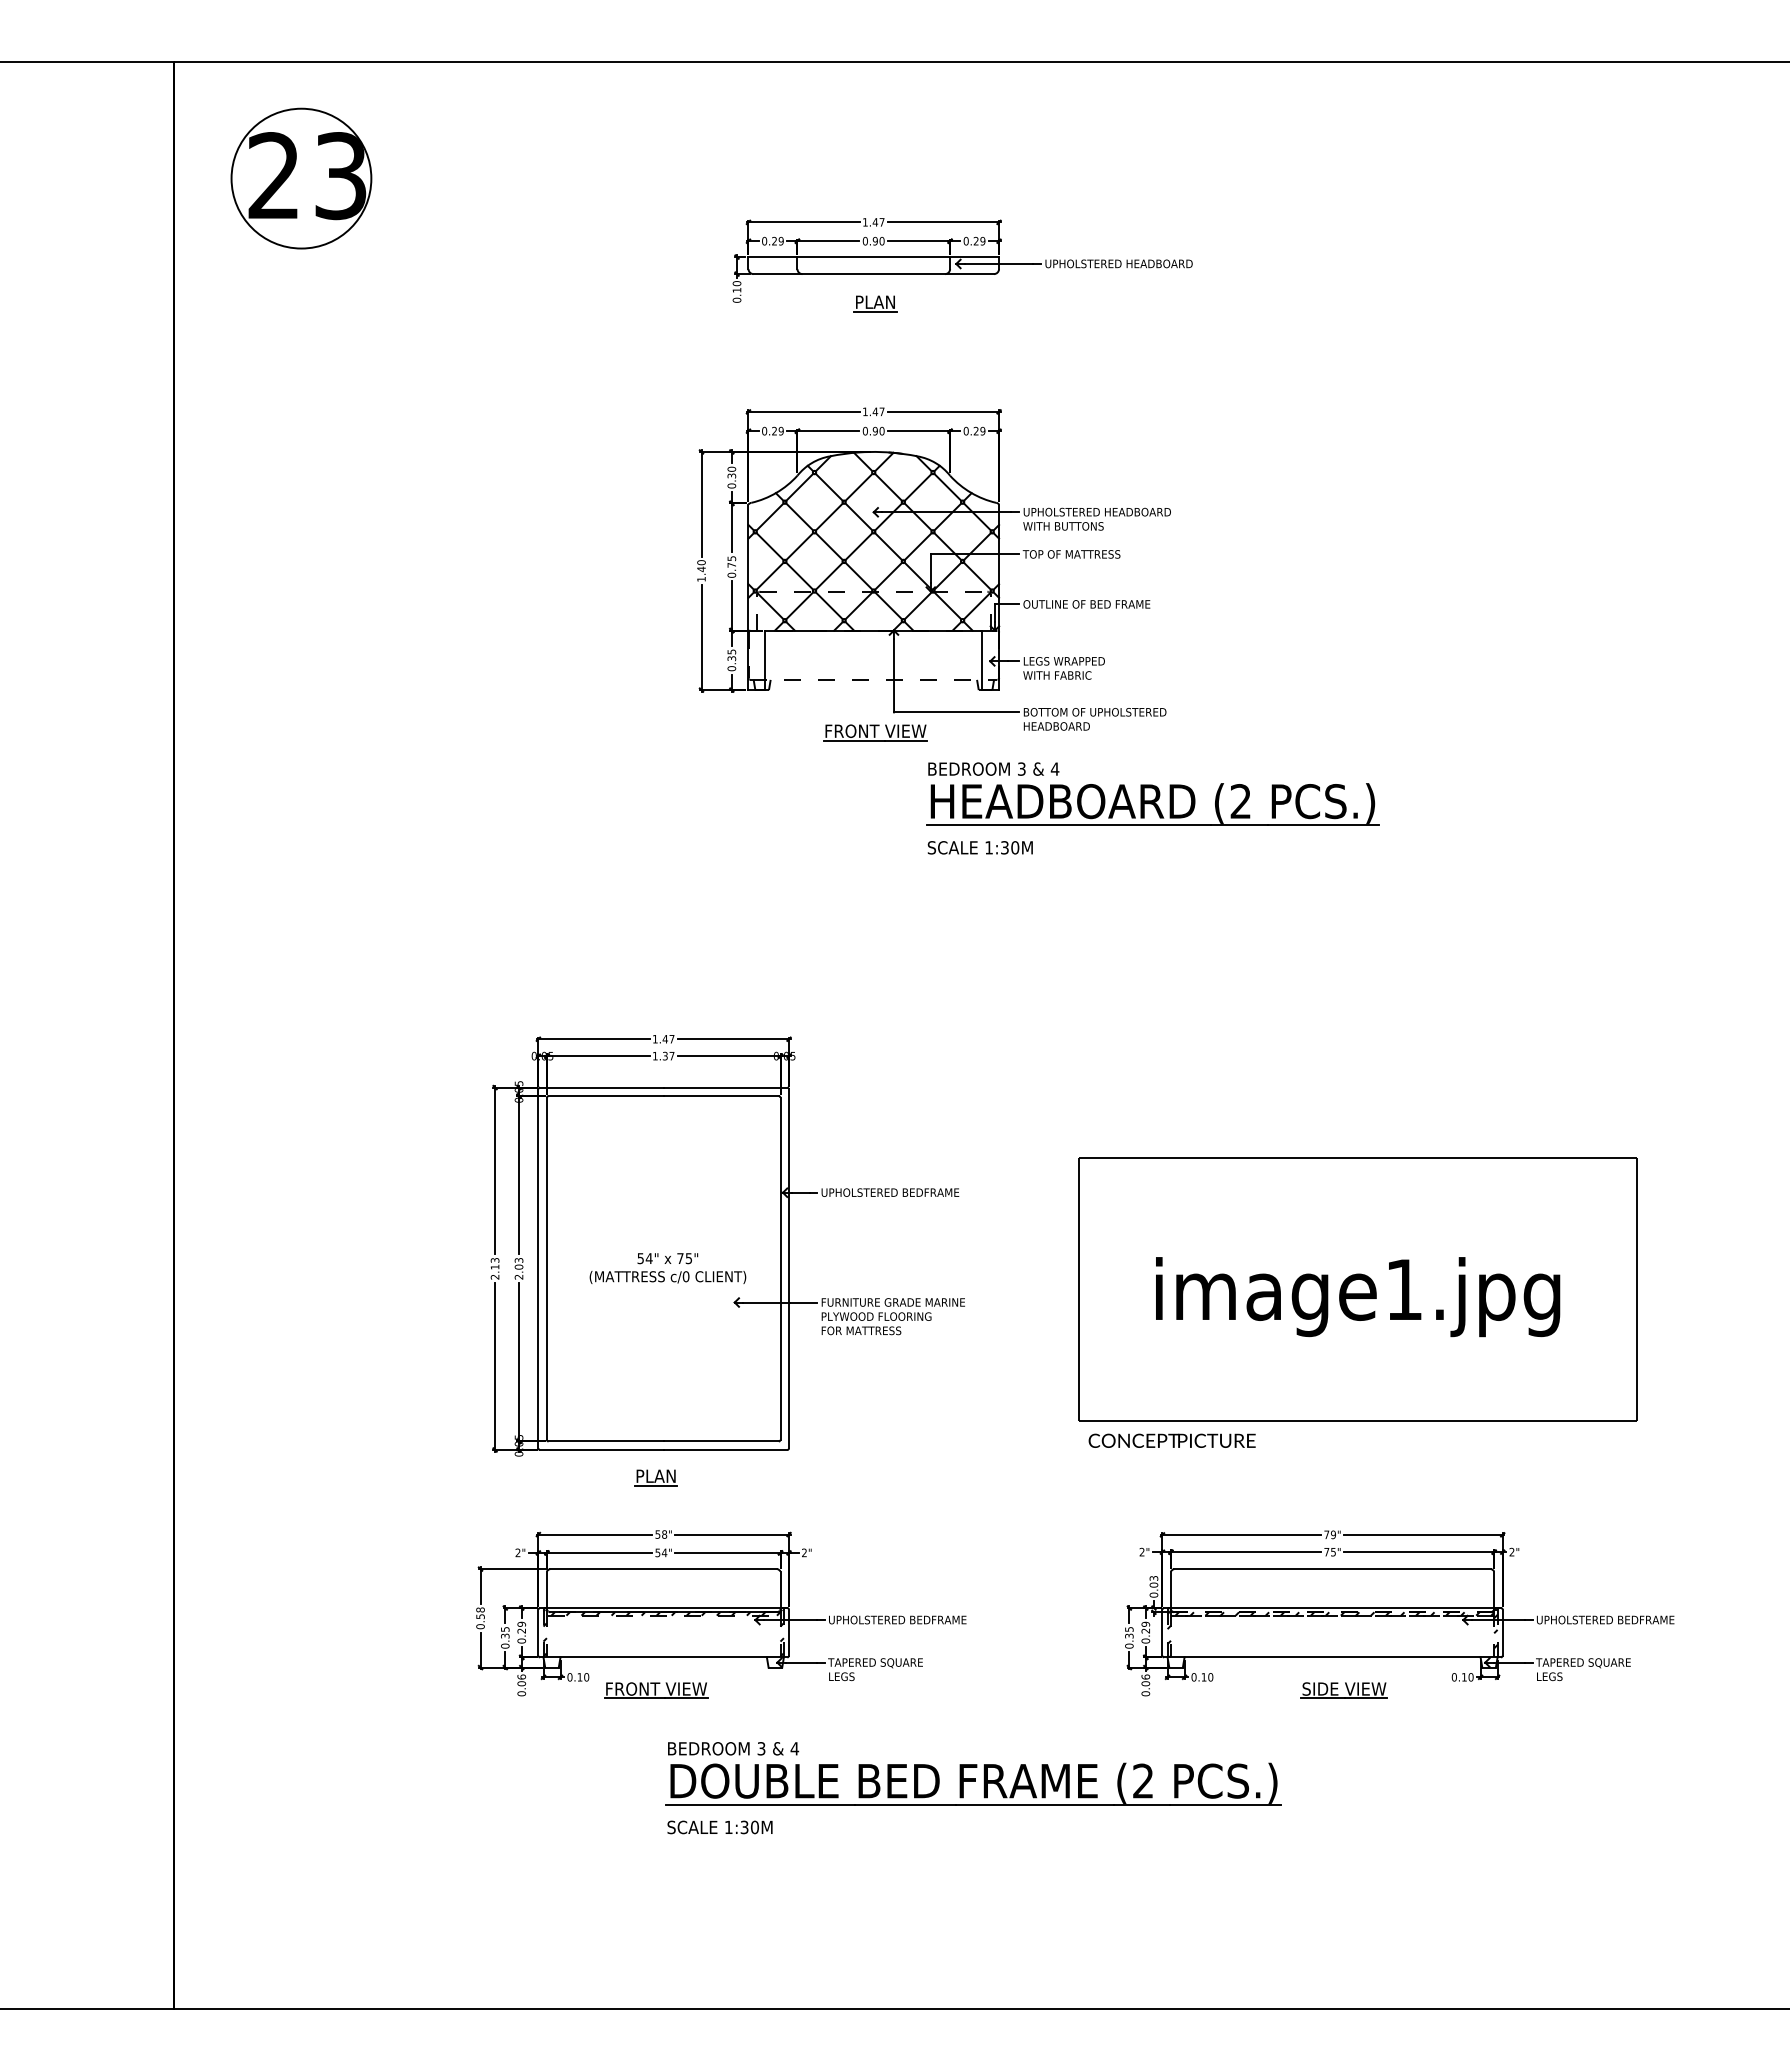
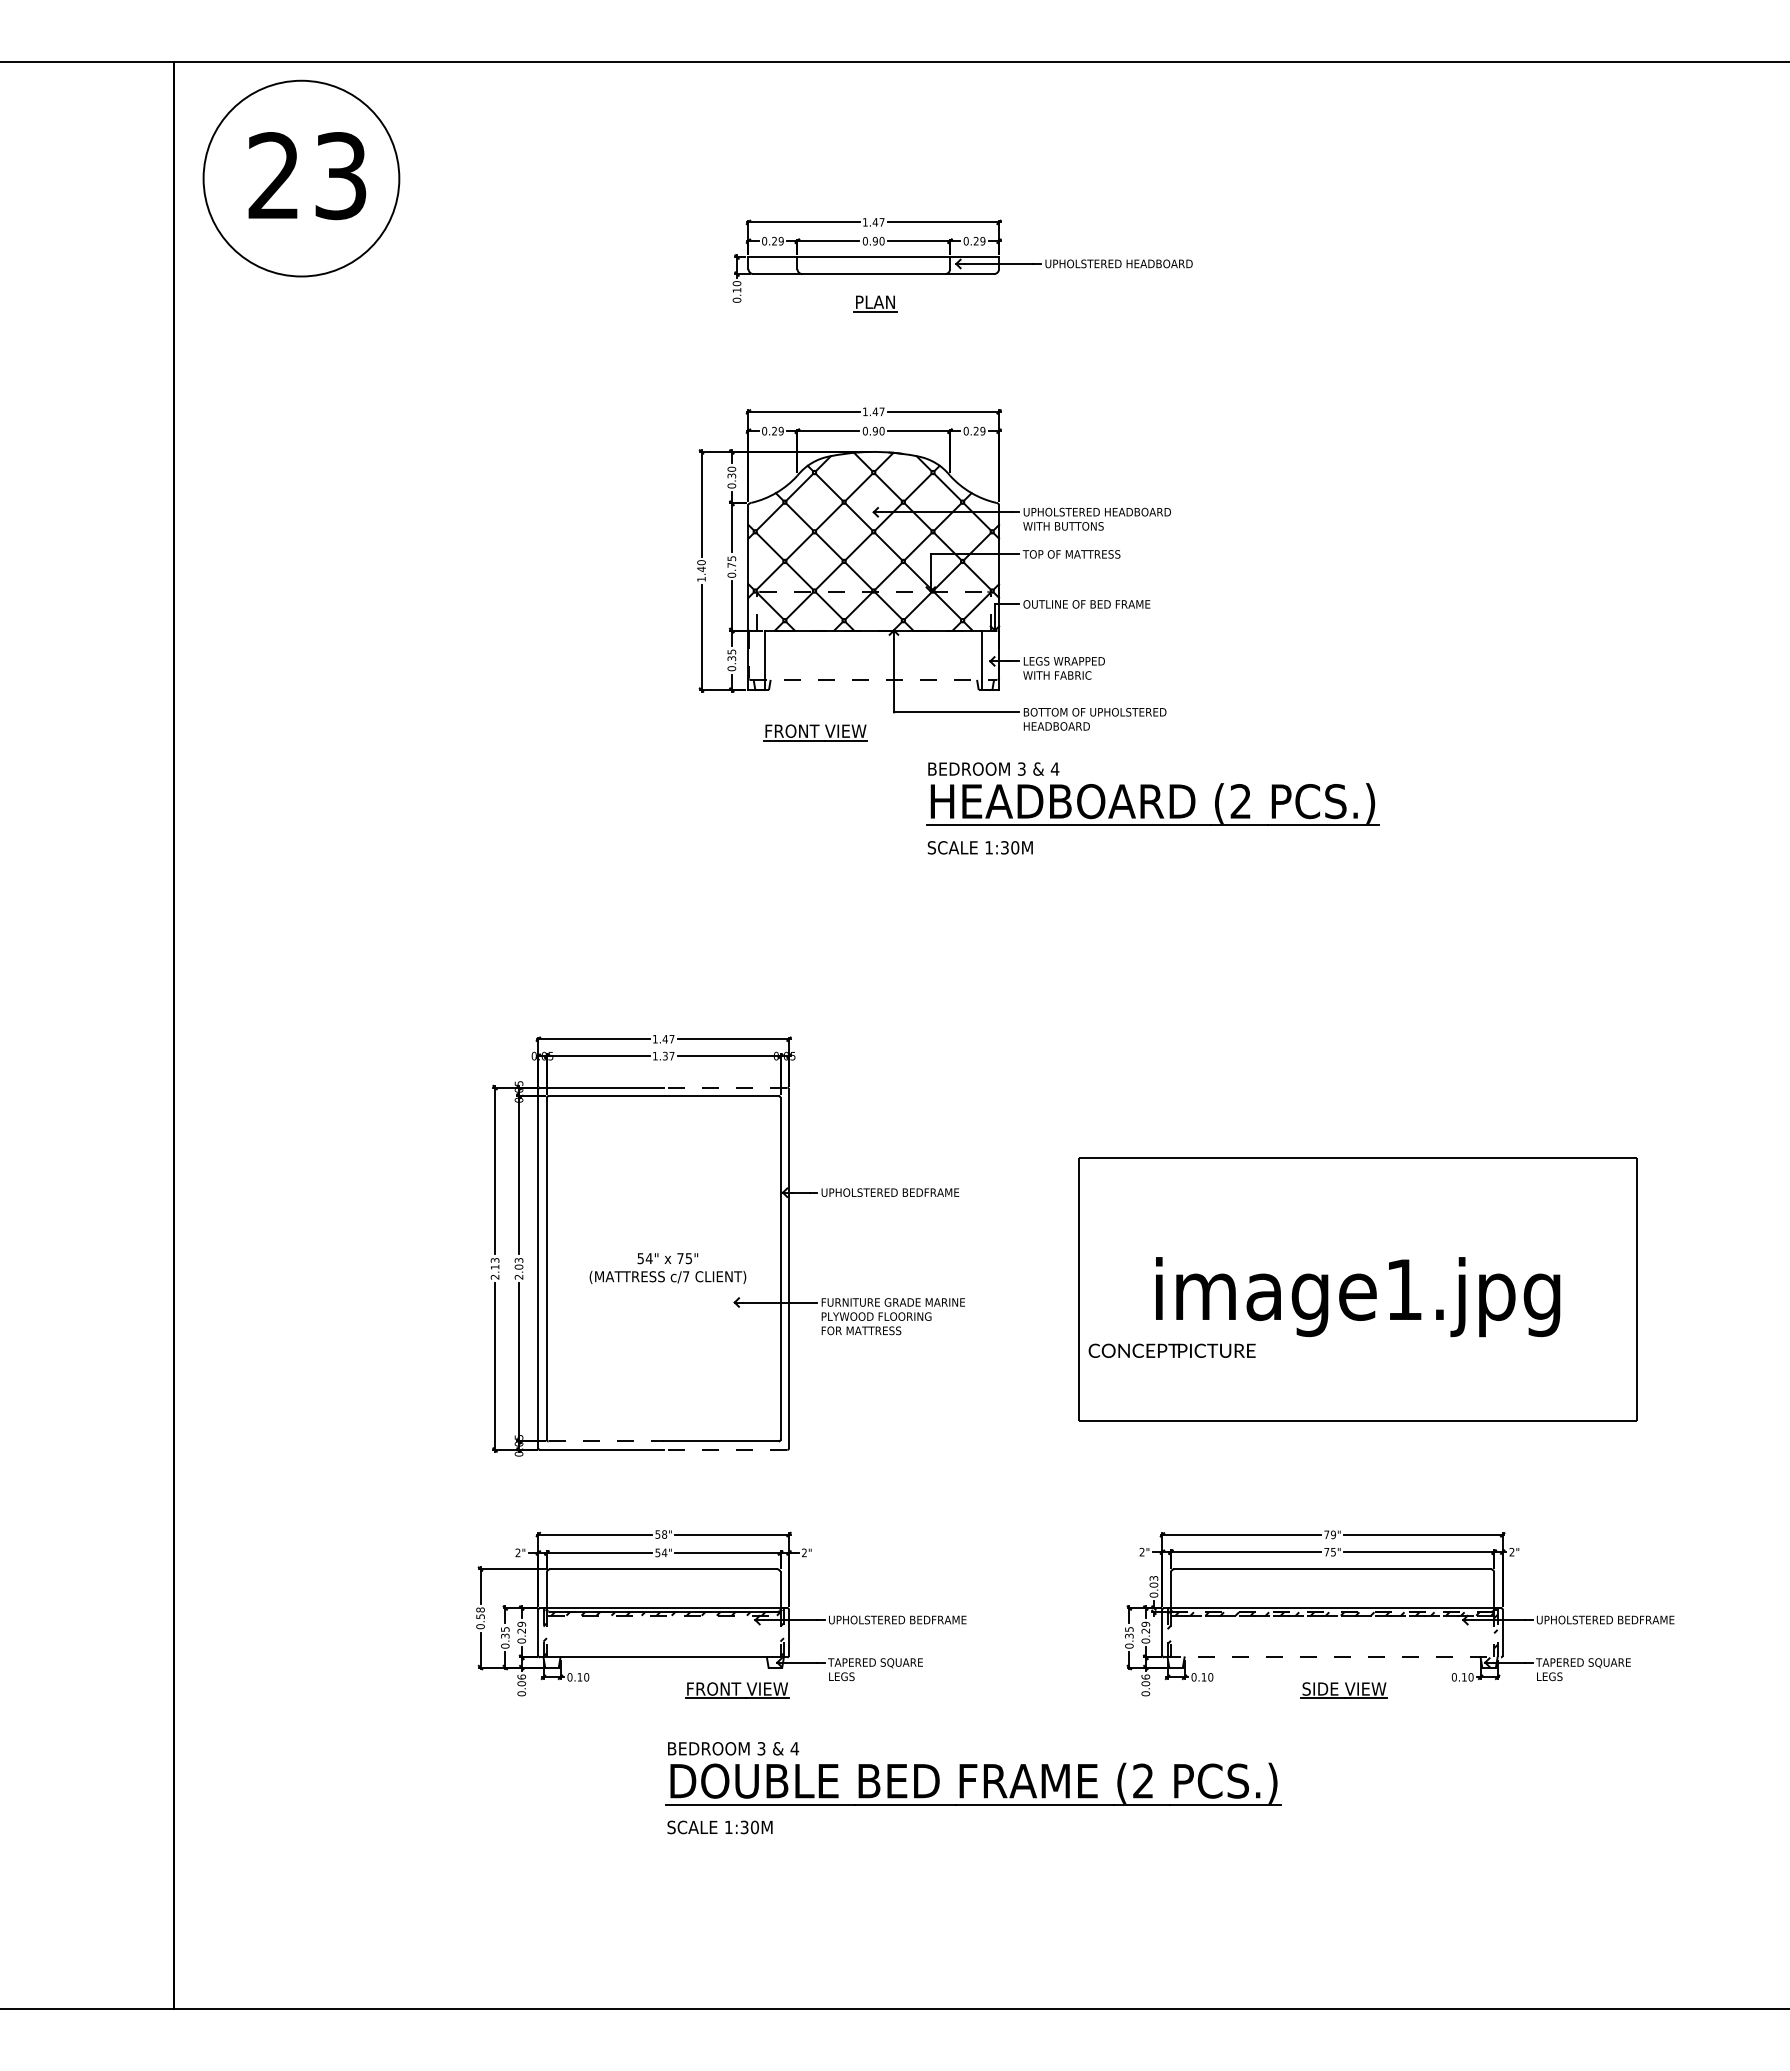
circle diameter: 140 px -> 196 px (301, 178)
part position: (875, 732) -> (815, 732) (815, 732)
line: solid -> dashed (725, 1087)
text: c/0 -> c/7 (685, 1276)
text position: (1171, 1440) -> (1171, 1350) (1171, 1350)
line: solid -> dashed (606, 1441)
line: solid -> dashed (725, 1449)
part: present -> none (655, 1477)
line: solid -> dashed (1333, 1657)
part position: (656, 1690) -> (737, 1690) (737, 1690)
